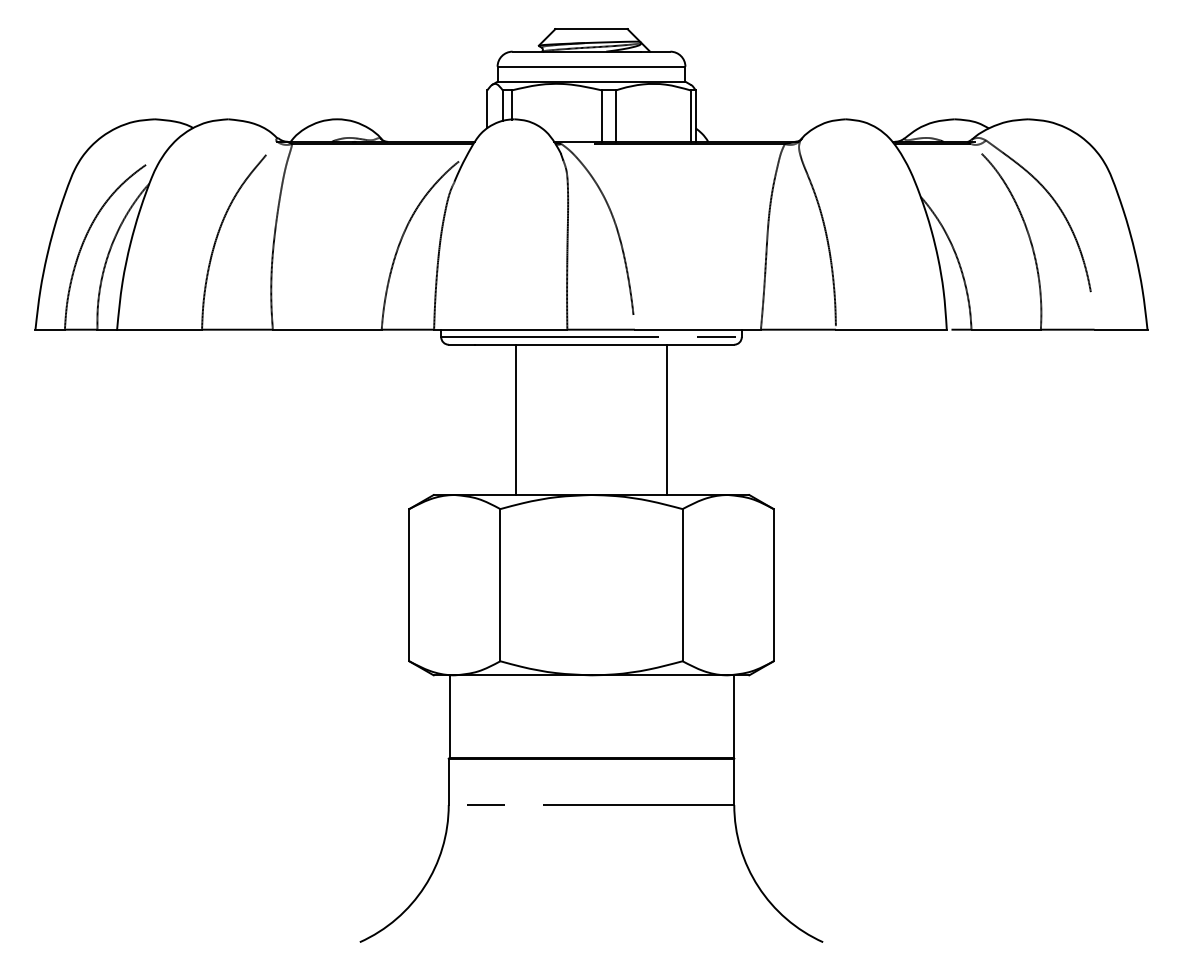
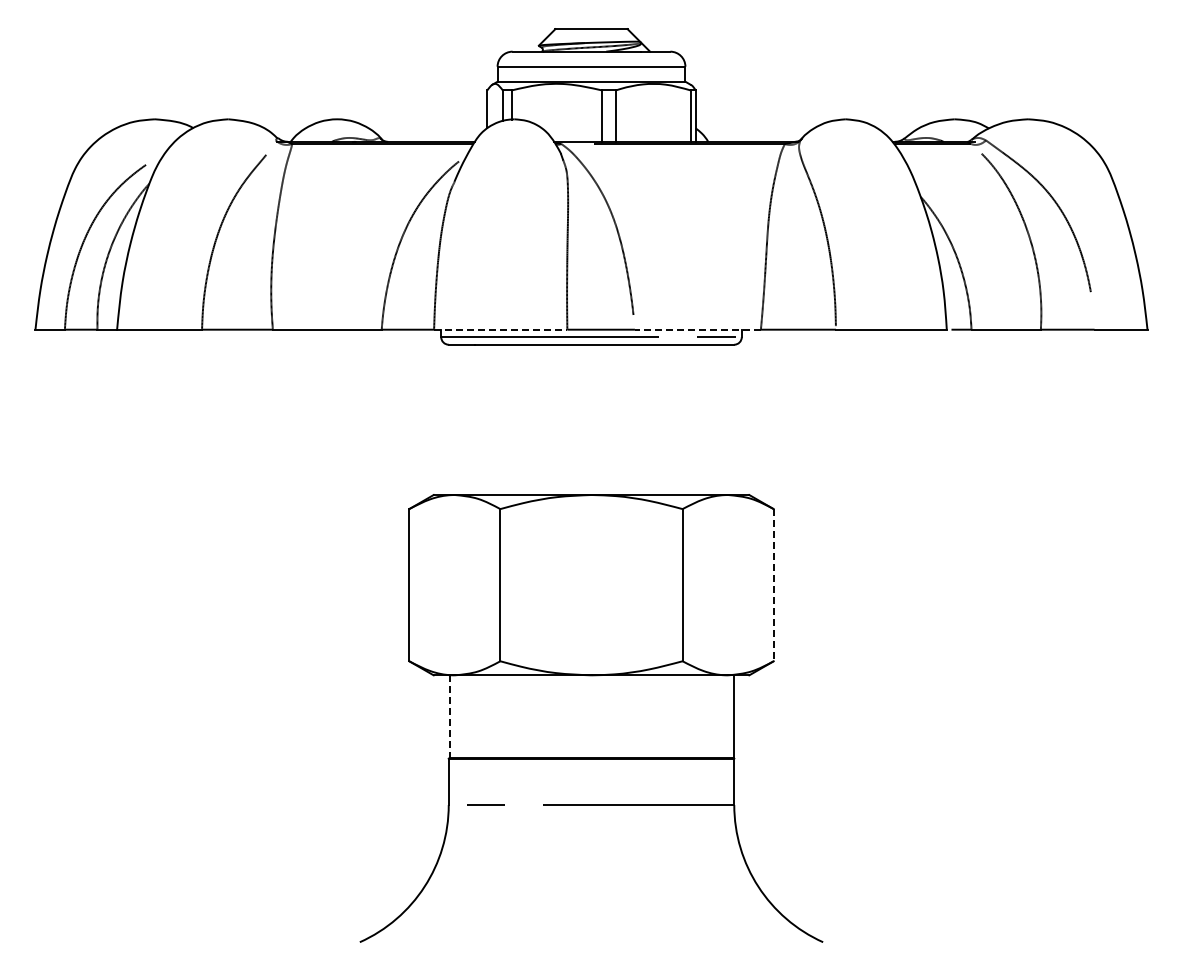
line: solid -> dashed (500, 329)
line: solid -> dashed (697, 329)
line: present -> none (516, 419)
line: present -> none (666, 419)
line: solid -> dashed (773, 585)
line: solid -> dashed (449, 717)
